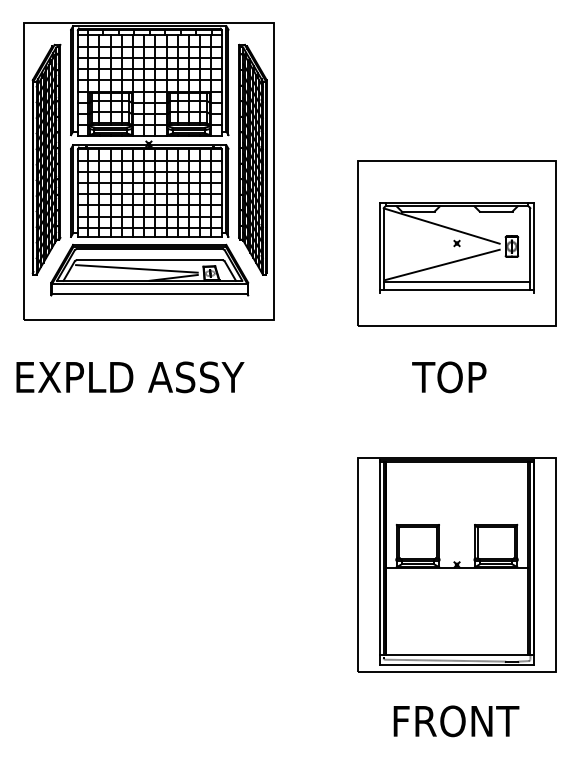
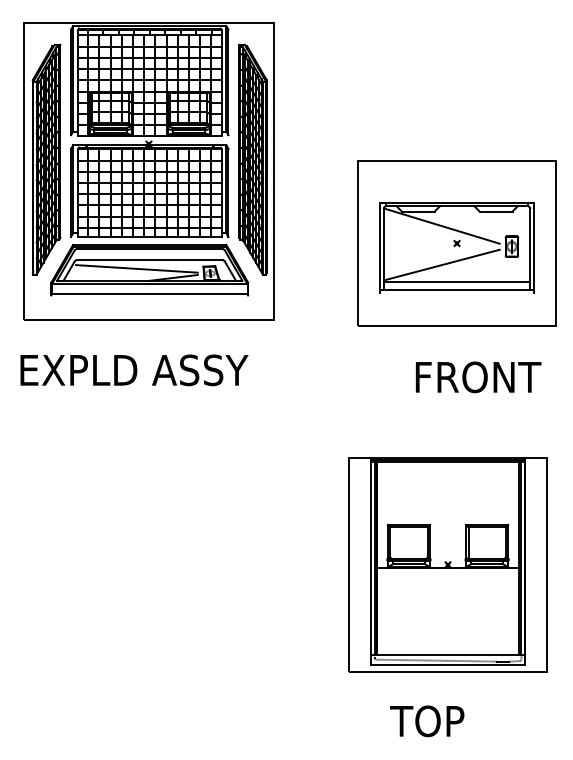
text position: (130, 377) -> (134, 370) (134, 370)
text: TOP -> FRONT (476, 377)
part position: (456, 564) -> (447, 564) (447, 564)
text: FRONT -> TOP (454, 721)
